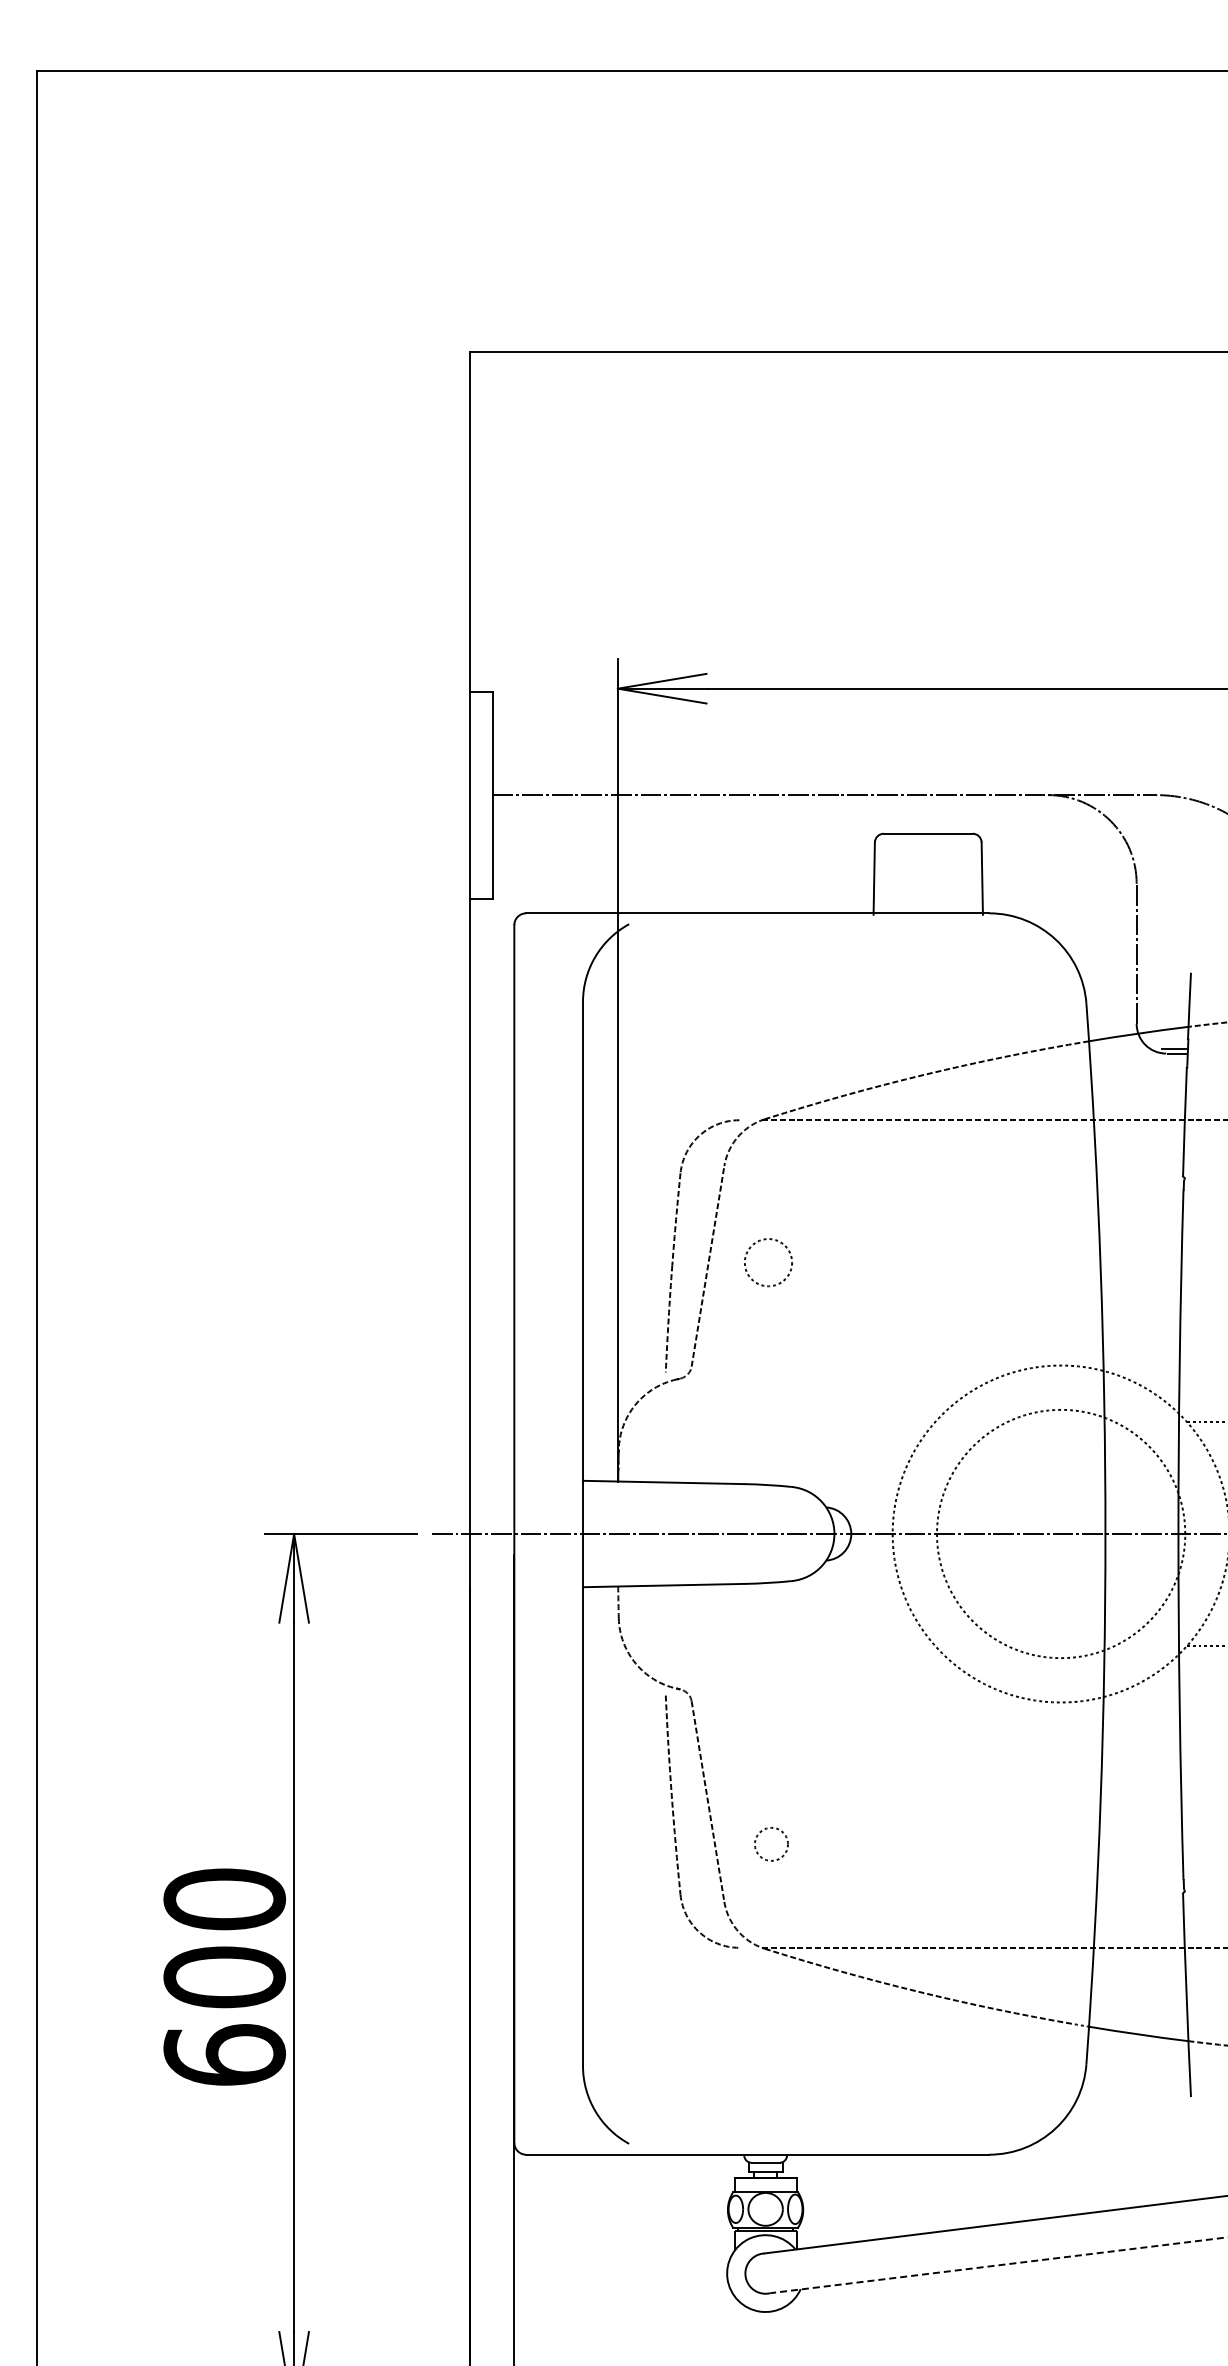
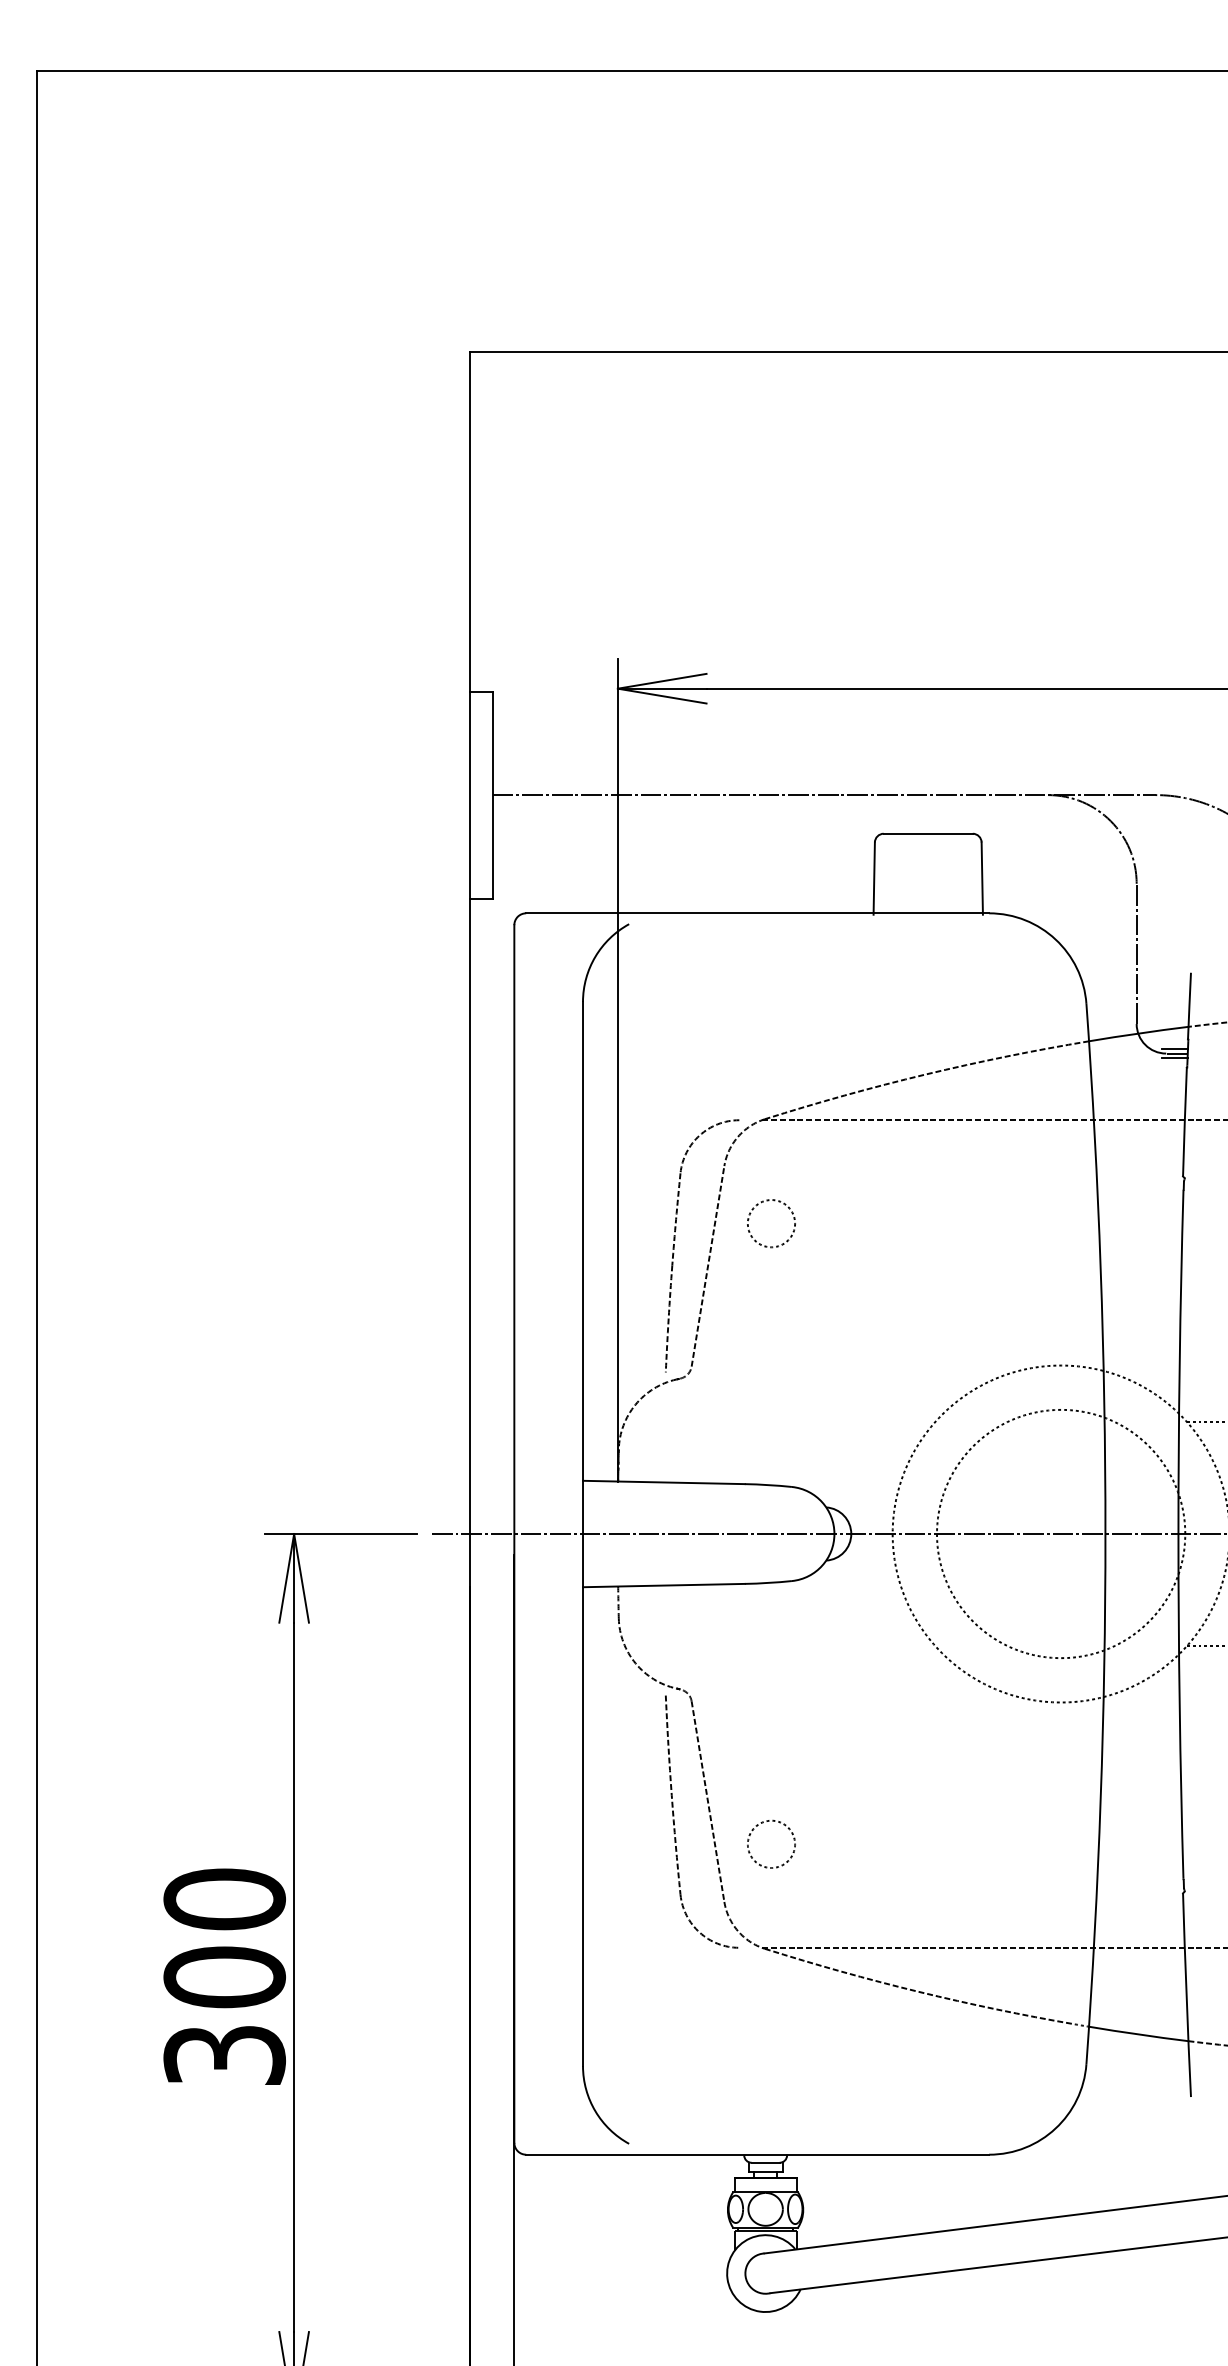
line: none -> present (1174, 1058)
circle position: (768, 1262) -> (771, 1223) (771, 1223)
circle diameter: 33 px -> 47 px (771, 1844)
text: 600 -> 300 (224, 2054)
line: dashed -> solid (998, 2265)
